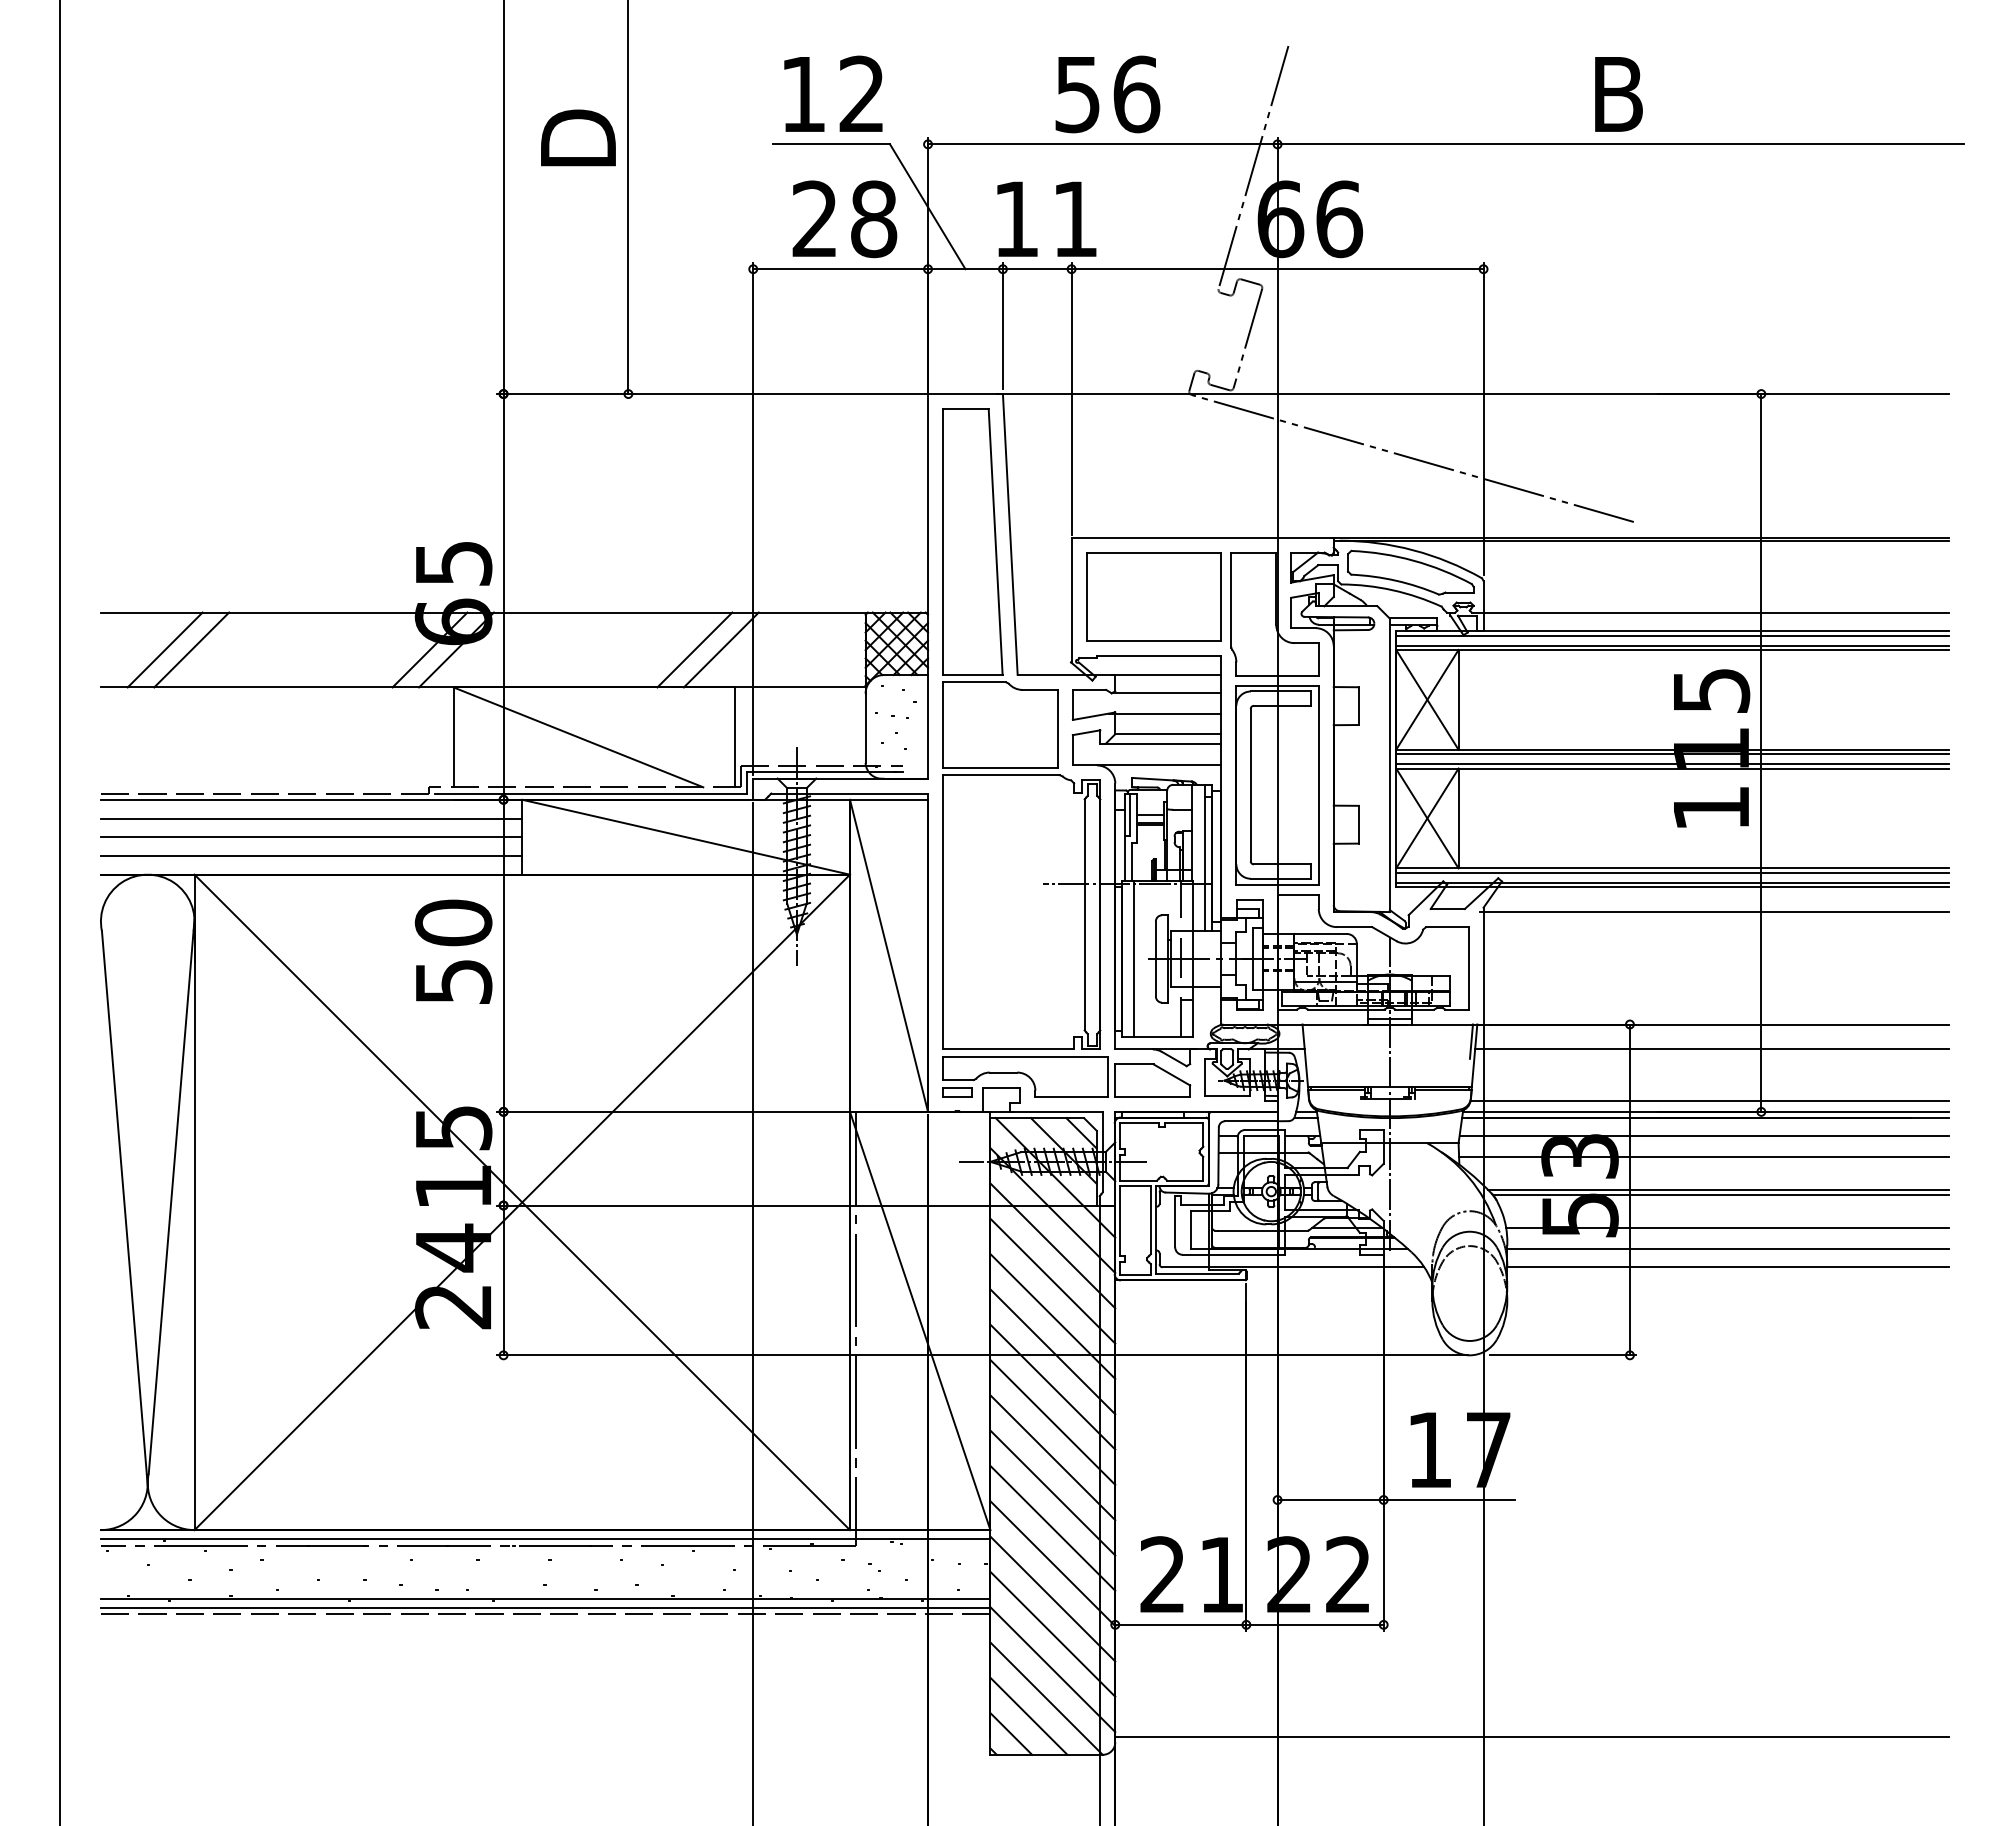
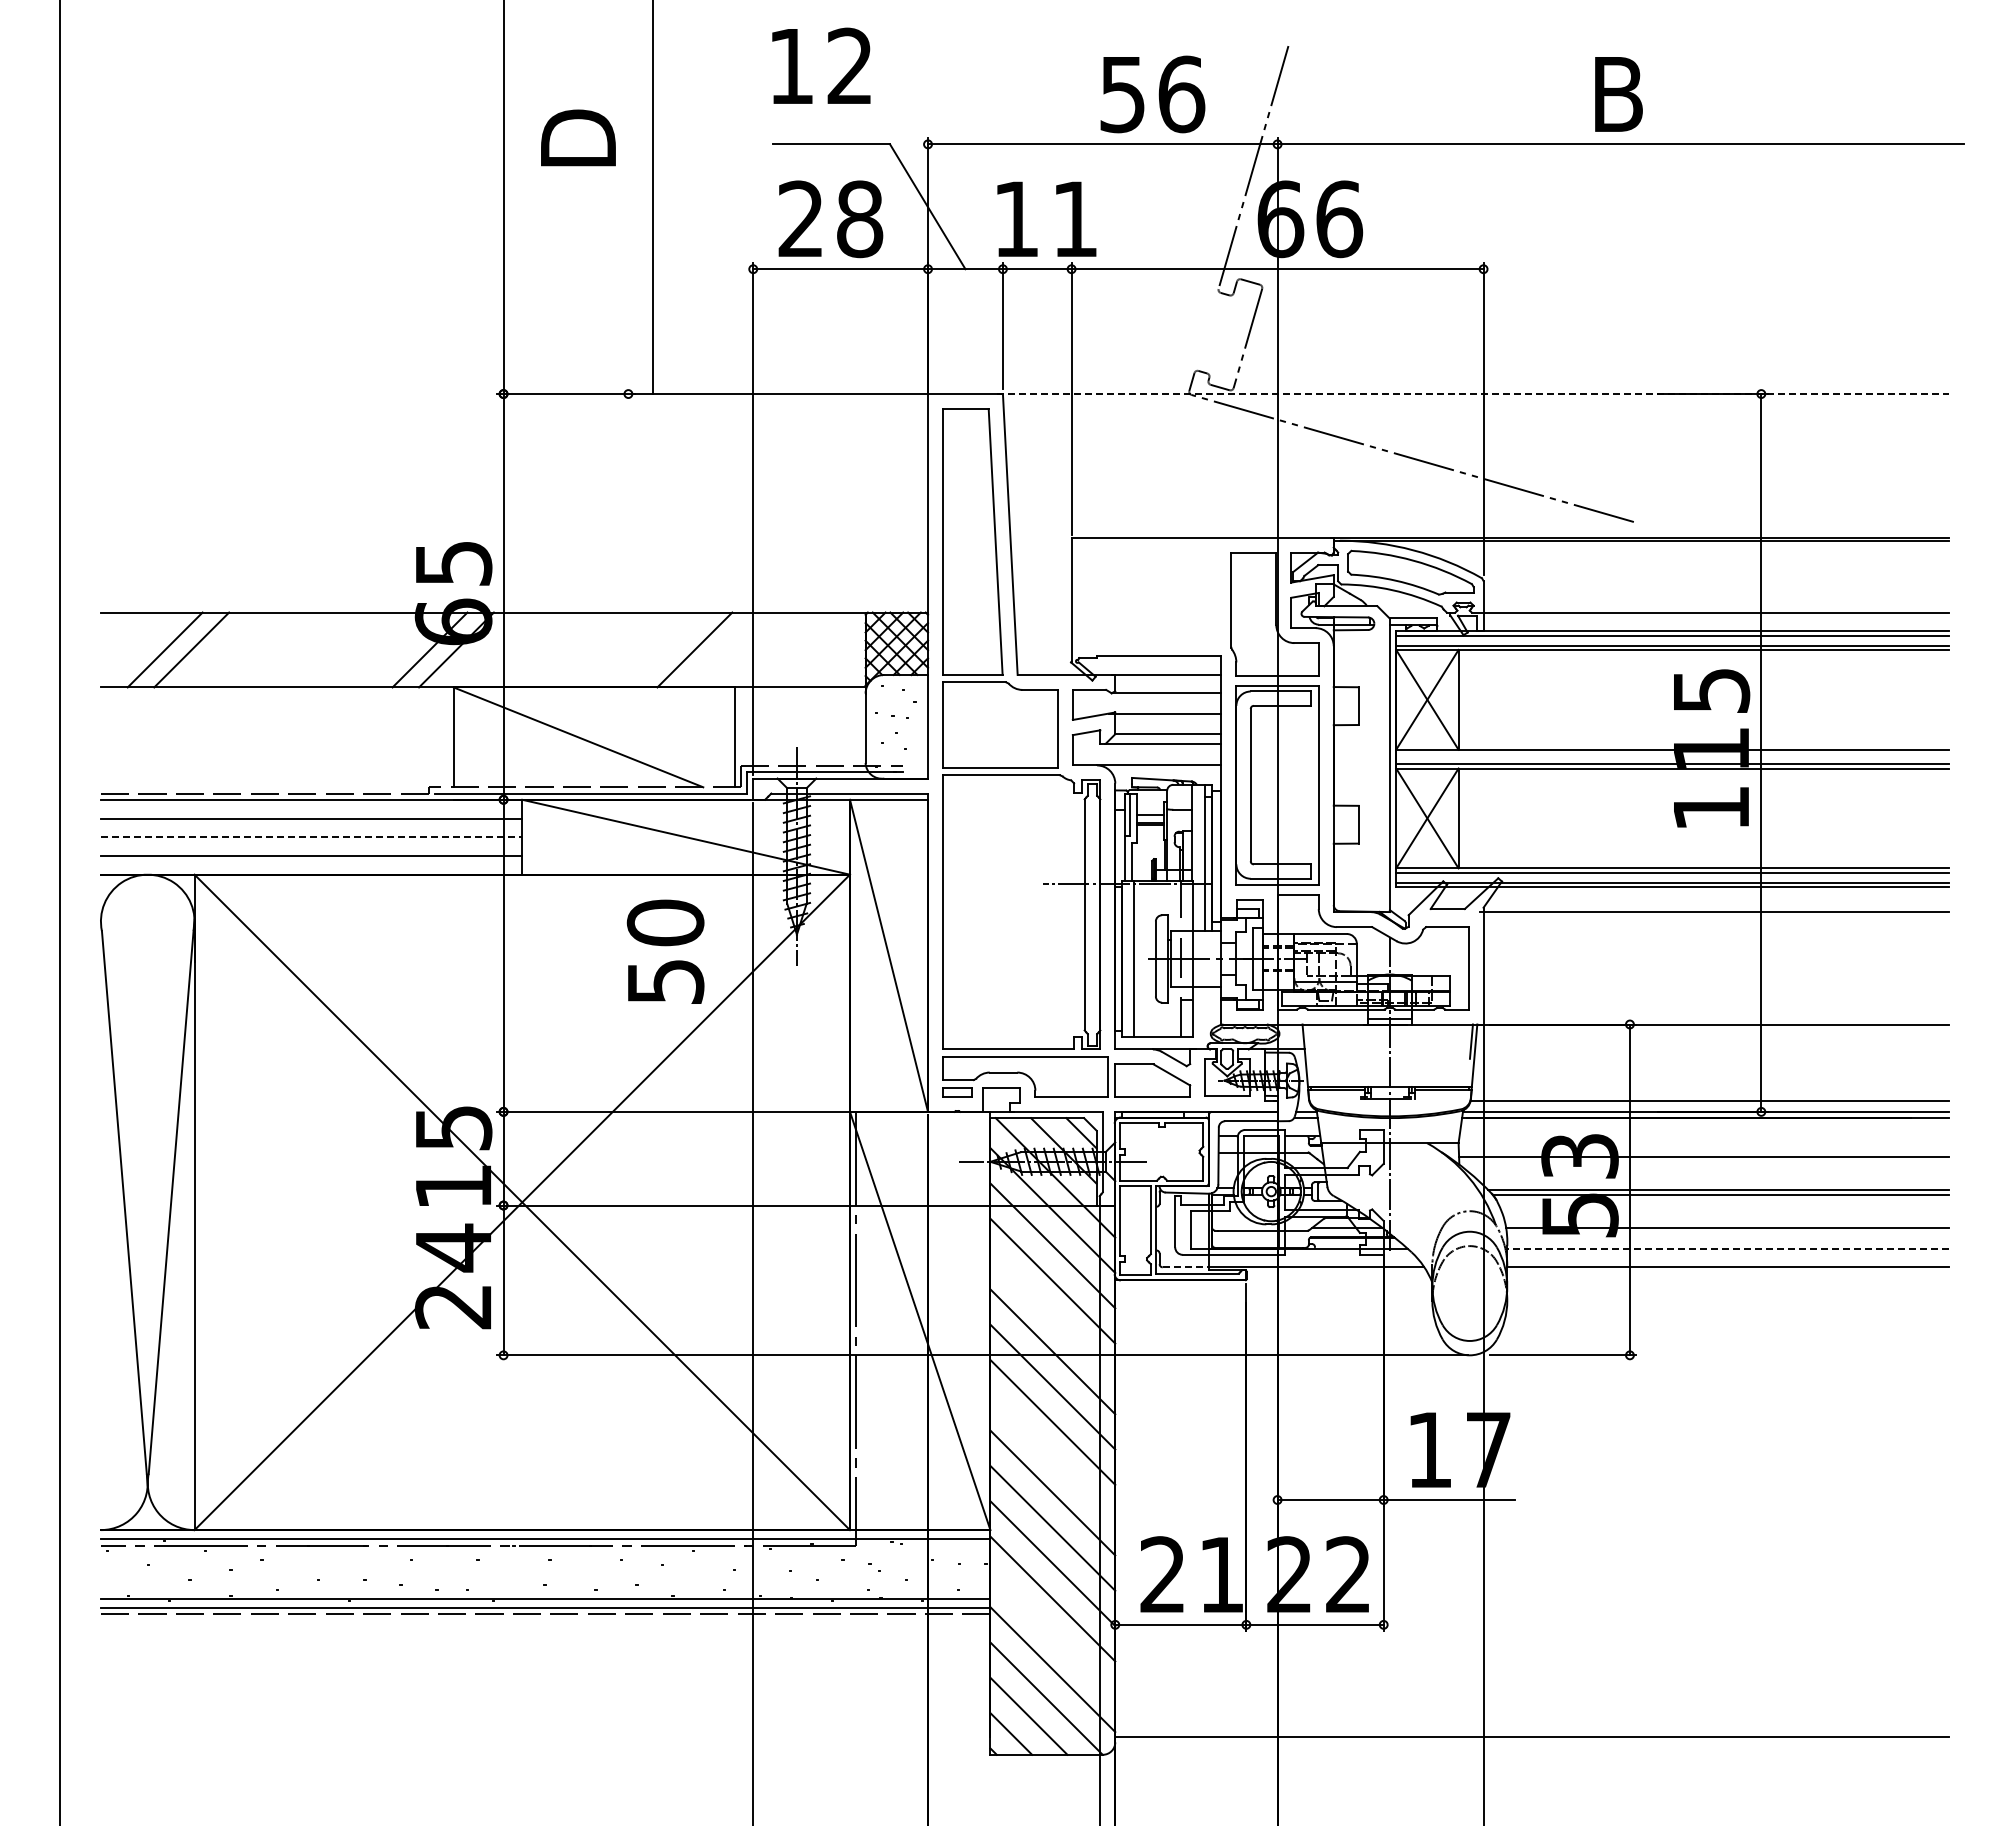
text position: (833, 93) -> (821, 65) (821, 65)
text position: (1107, 94) -> (1152, 94) (1152, 94)
line position: (628, 198) -> (653, 198) (653, 198)
text position: (844, 219) -> (830, 219) (830, 219)
line: solid -> dashed (1472, 394)
part: present -> none (1153, 596)
line: present -> none (720, 649)
line: present -> none (1672, 754)
line: solid -> dashed (311, 837)
text position: (453, 951) -> (665, 951) (665, 951)
line: present -> none (1711, 1049)
line: present -> none (1703, 1136)
line: solid -> dashed (1728, 1248)
line: solid -> dashed (1186, 1267)
line: present -> none (1052, 1316)
line: present -> none (1052, 1457)
line: present -> none (1052, 1633)
